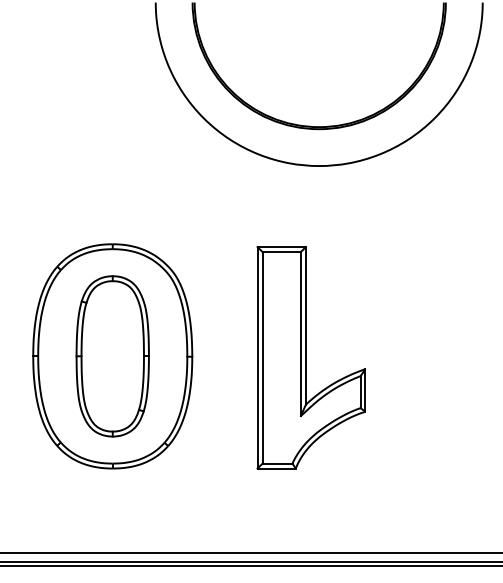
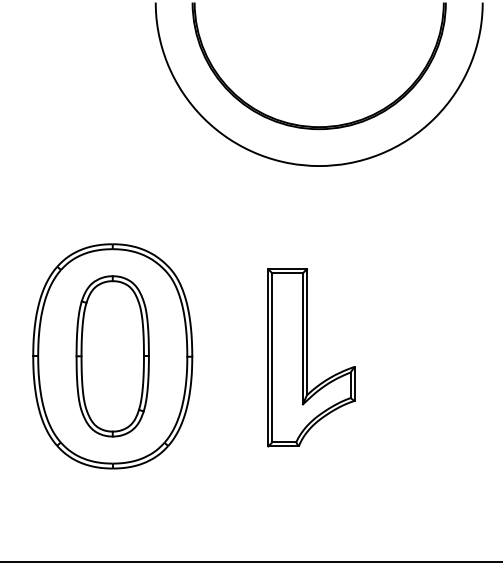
part size: 110x224 px -> 89x180 px (311, 357)
line: present -> none (250, 552)
line: present -> none (250, 565)
